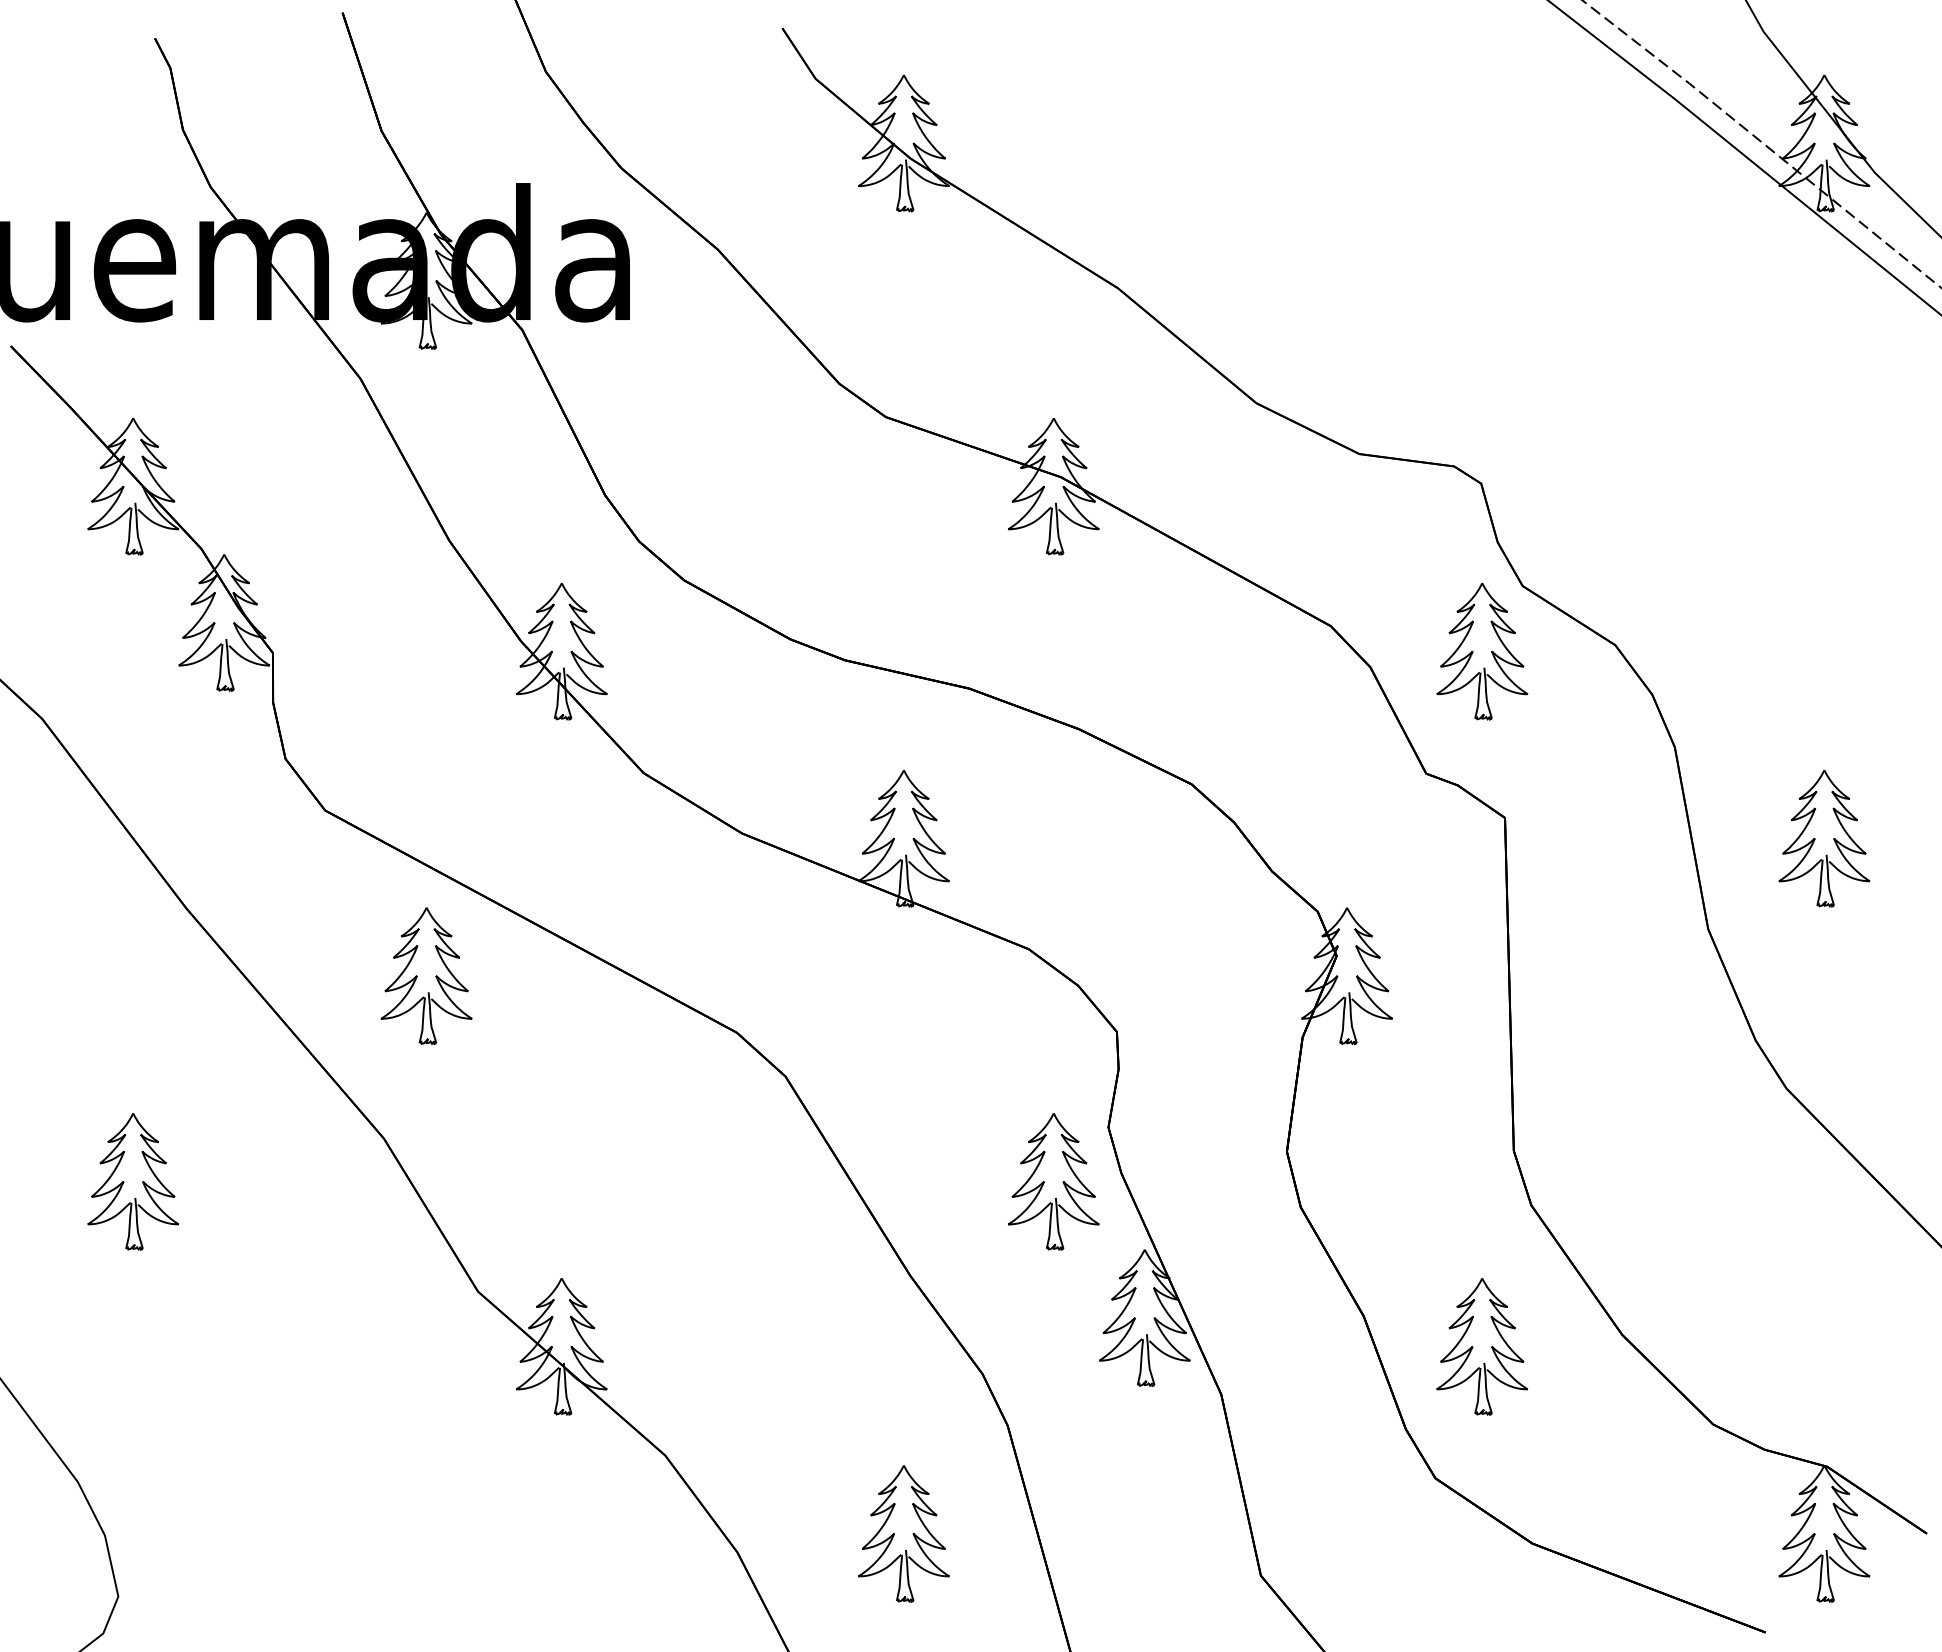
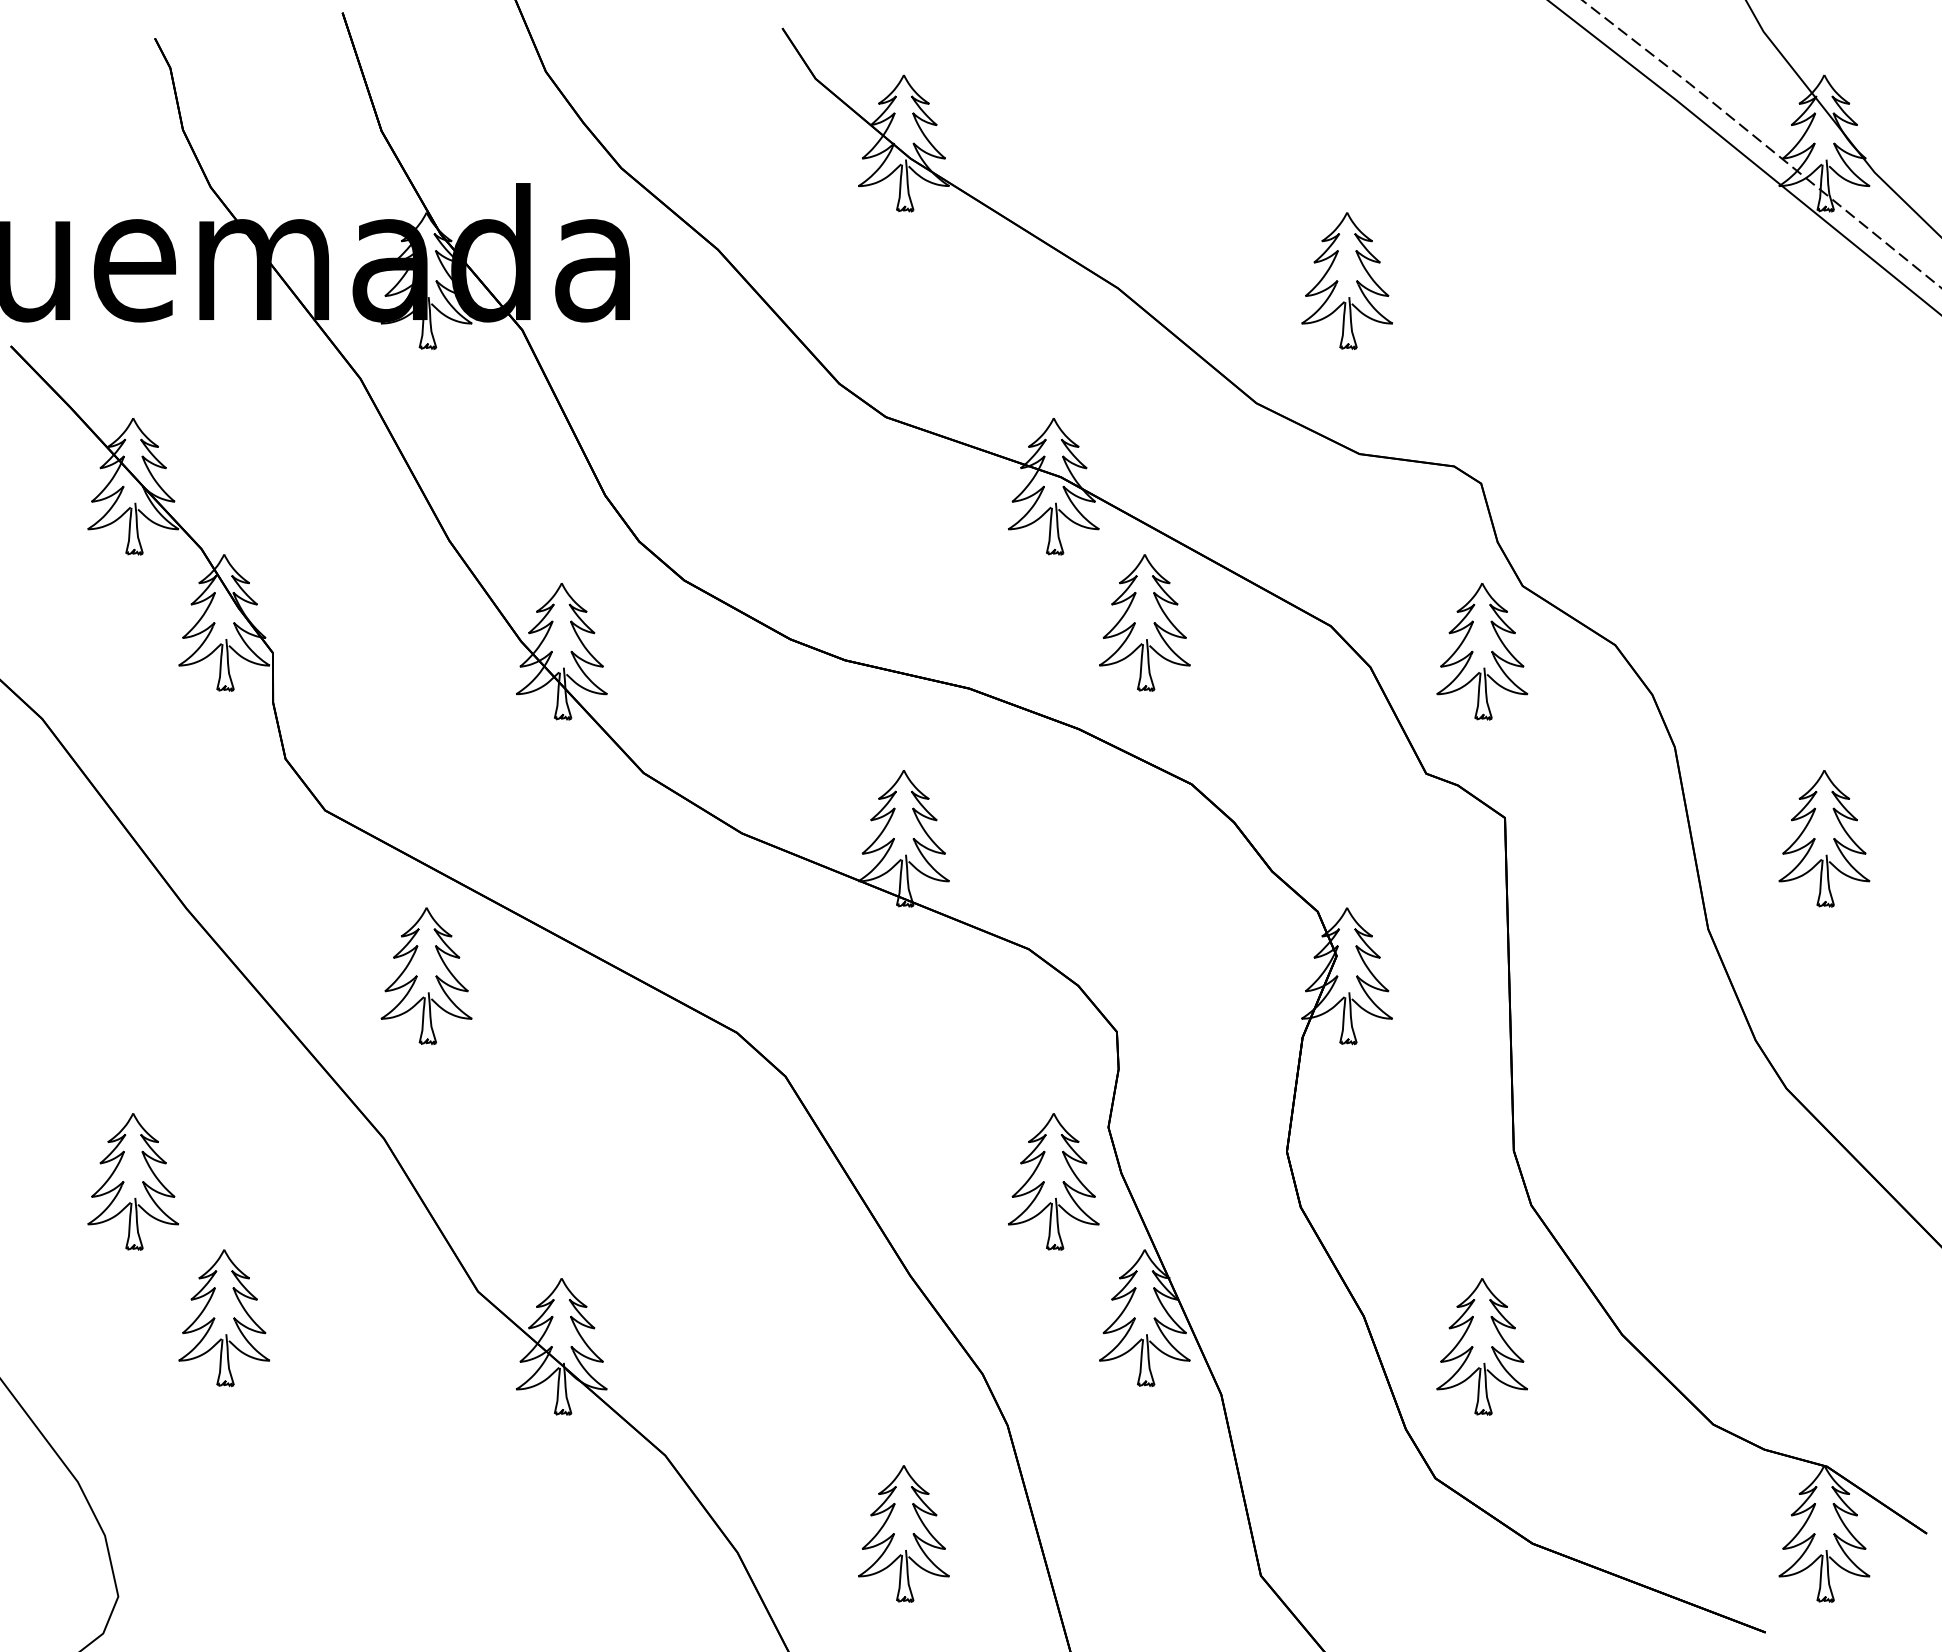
part: none -> present (1346, 280)
part: none -> present (1144, 622)
part: none -> present (224, 1318)
